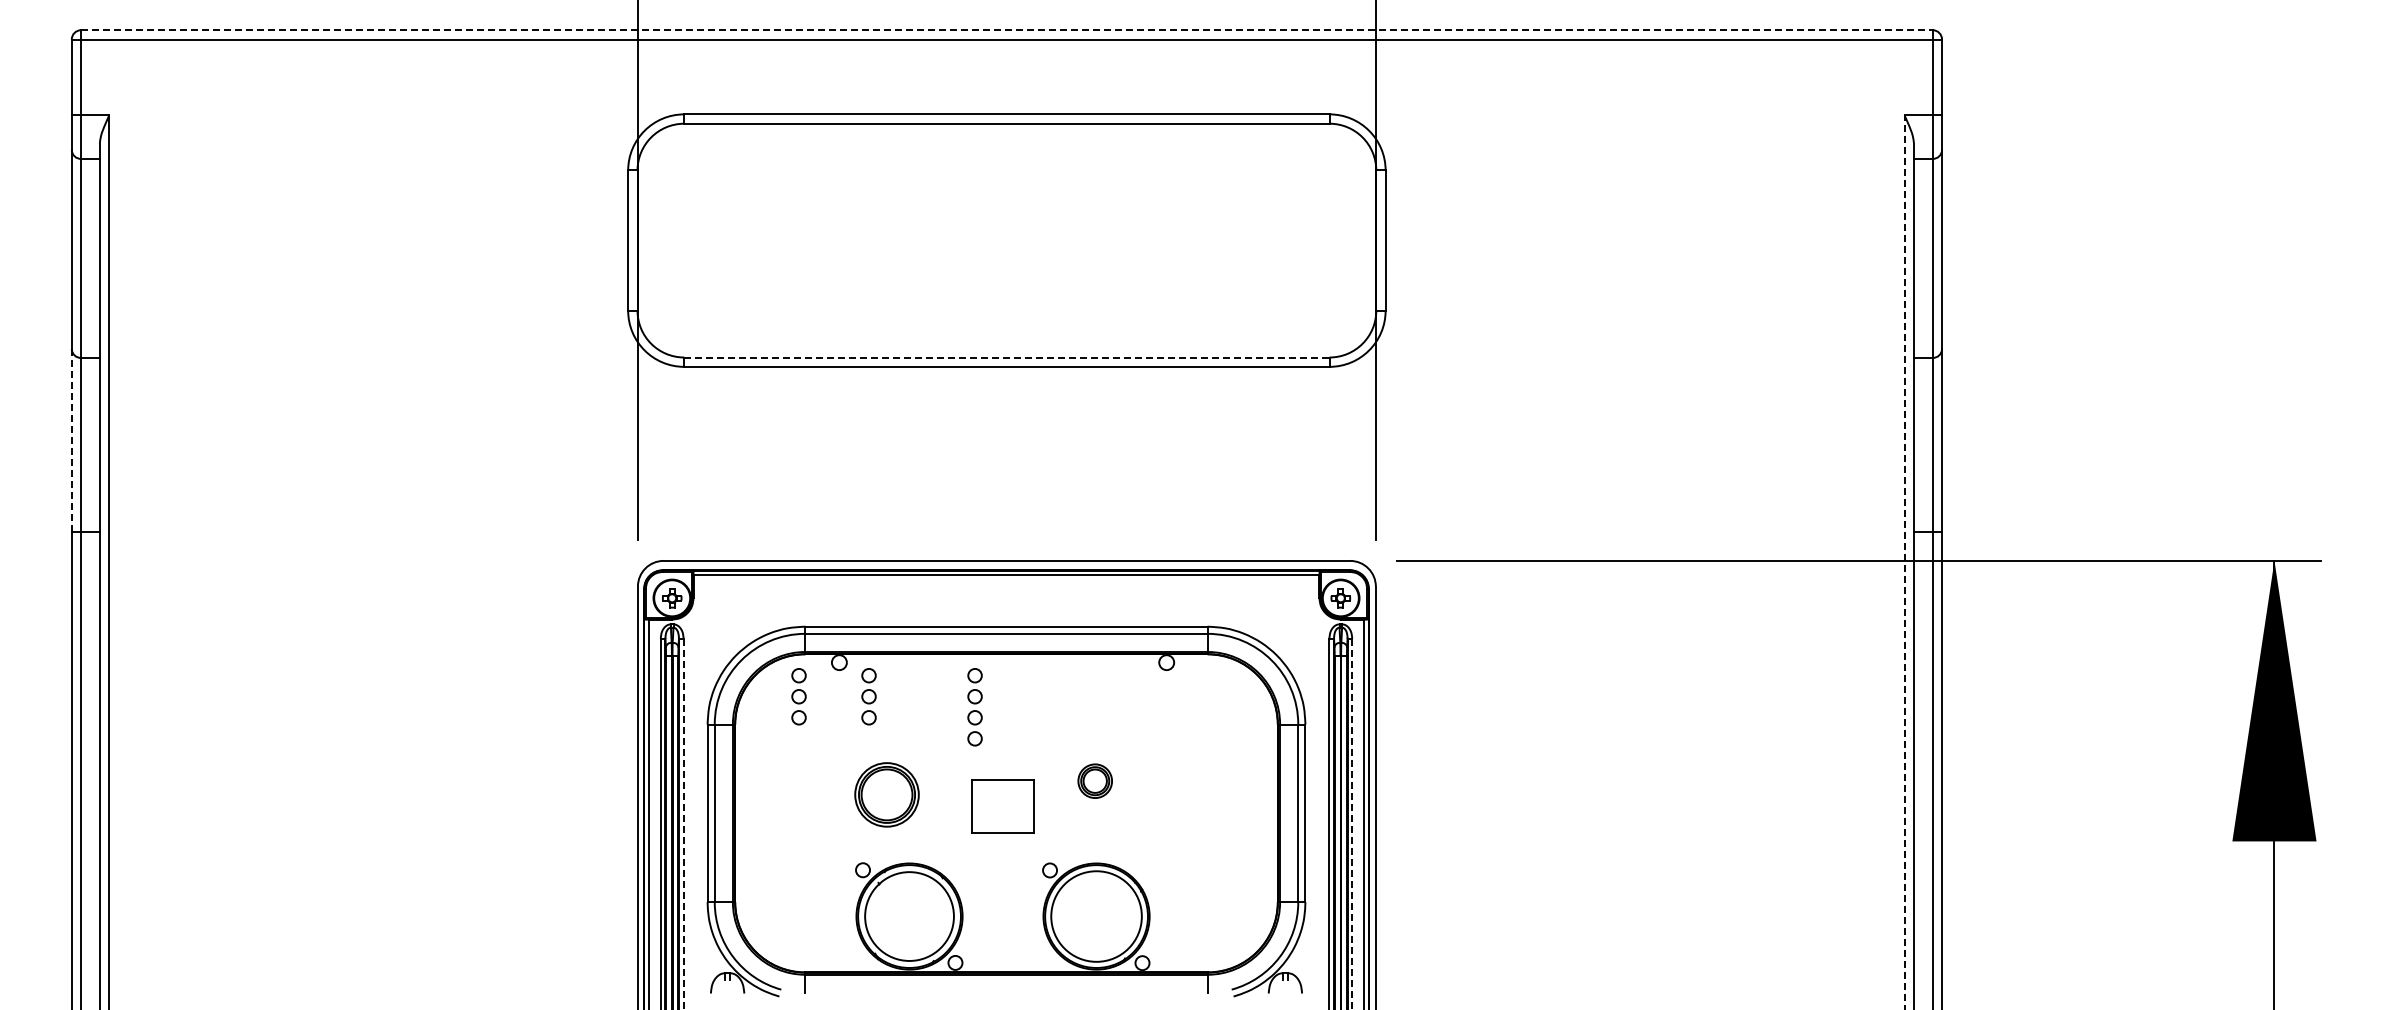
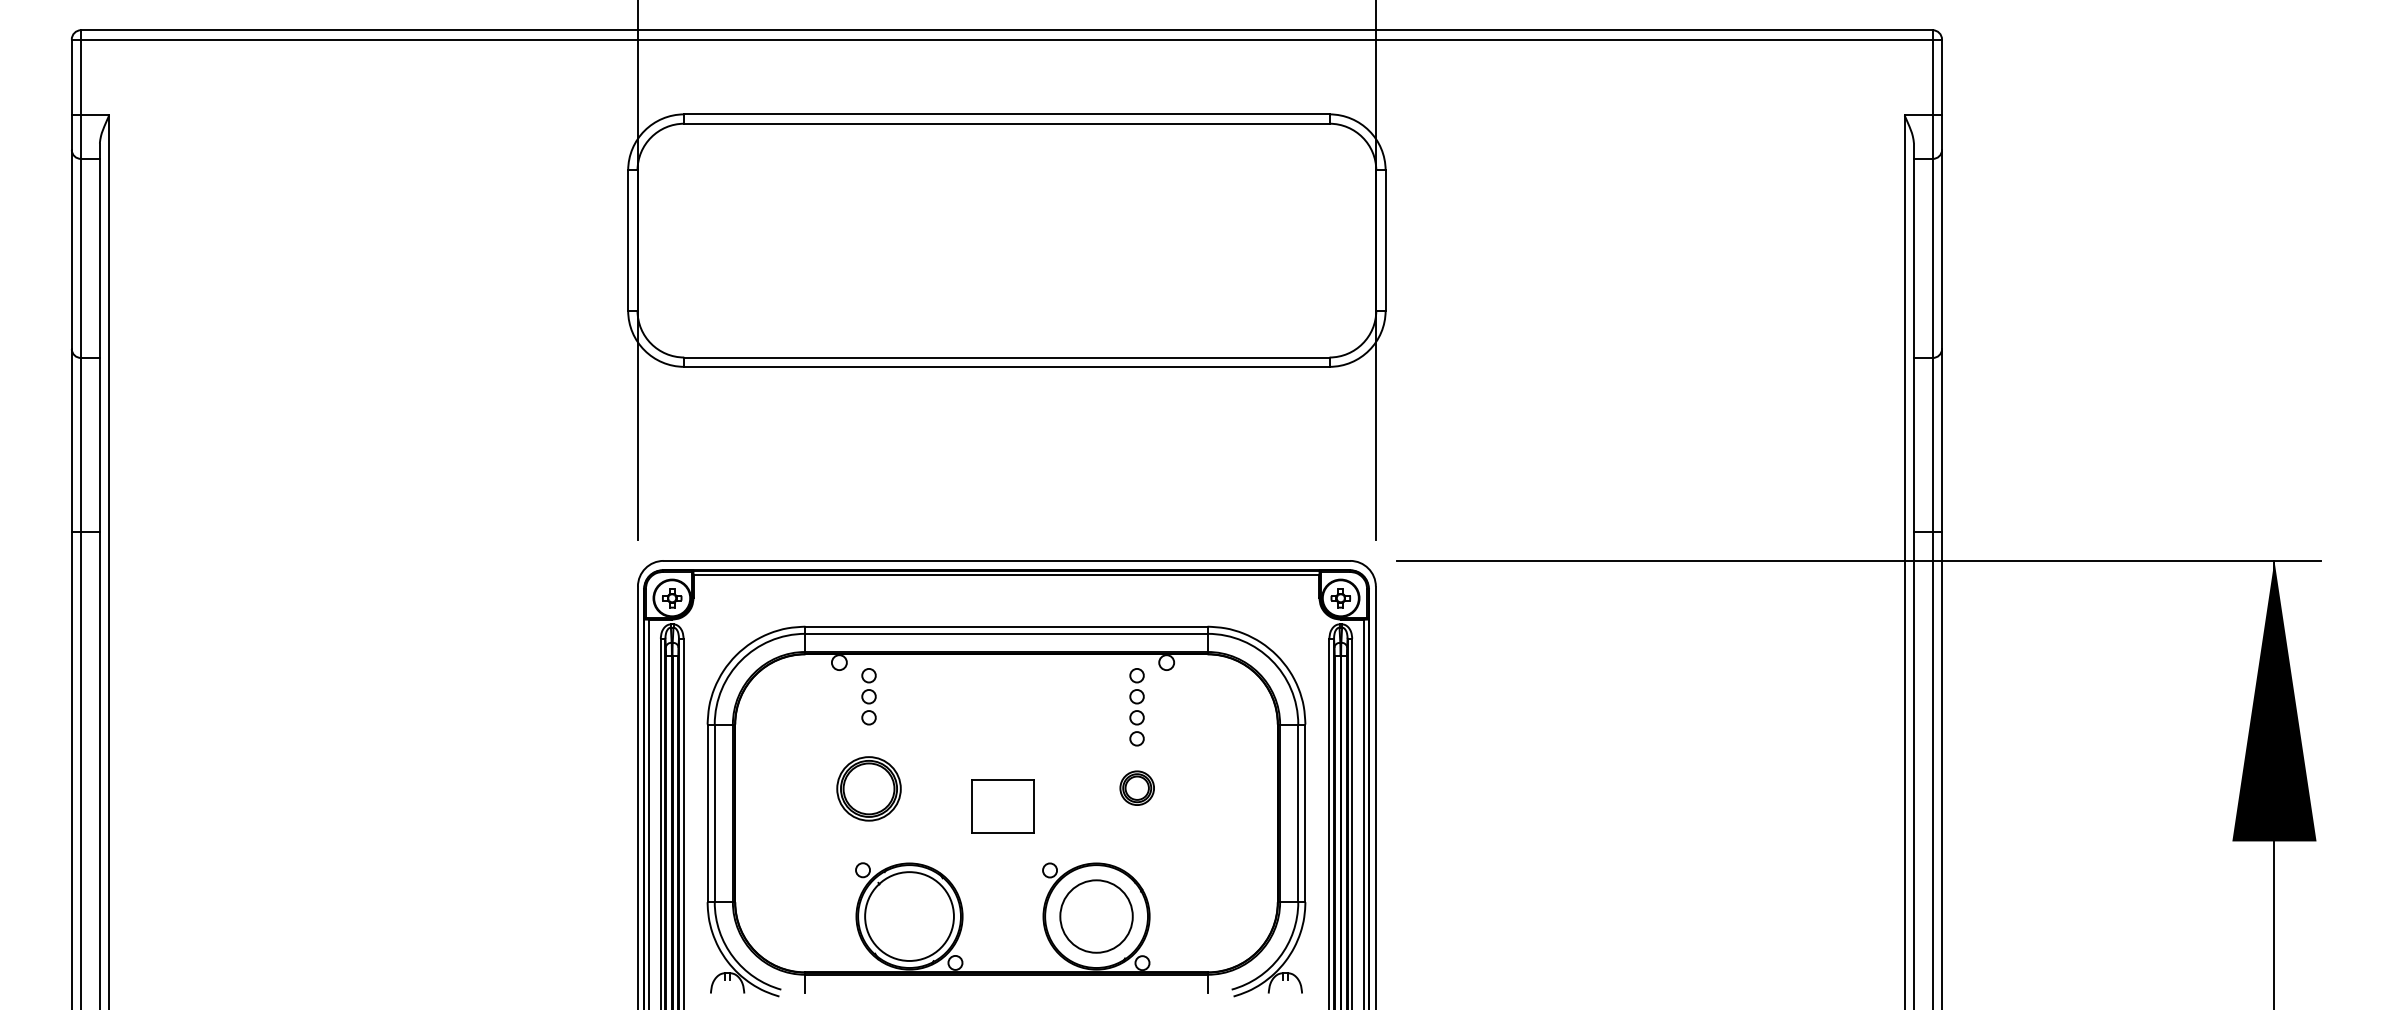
line: dashed -> solid (1006, 30)
line: dashed -> solid (1006, 357)
line: dashed -> solid (71, 439)
line: dashed -> solid (1904, 562)
part: present -> none (798, 696)
part position: (974, 707) -> (1136, 707) (1136, 707)
part position: (1094, 780) -> (1136, 787) (1136, 787)
part position: (886, 794) -> (868, 788) (868, 788)
line: dashed -> solid (683, 824)
line: dashed -> solid (1352, 824)
circle diameter: 91 px -> 72 px (1096, 916)
